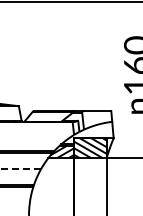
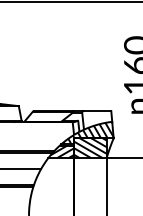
hatch: none -> present (88, 132)
line: dashed -> solid (20, 169)
